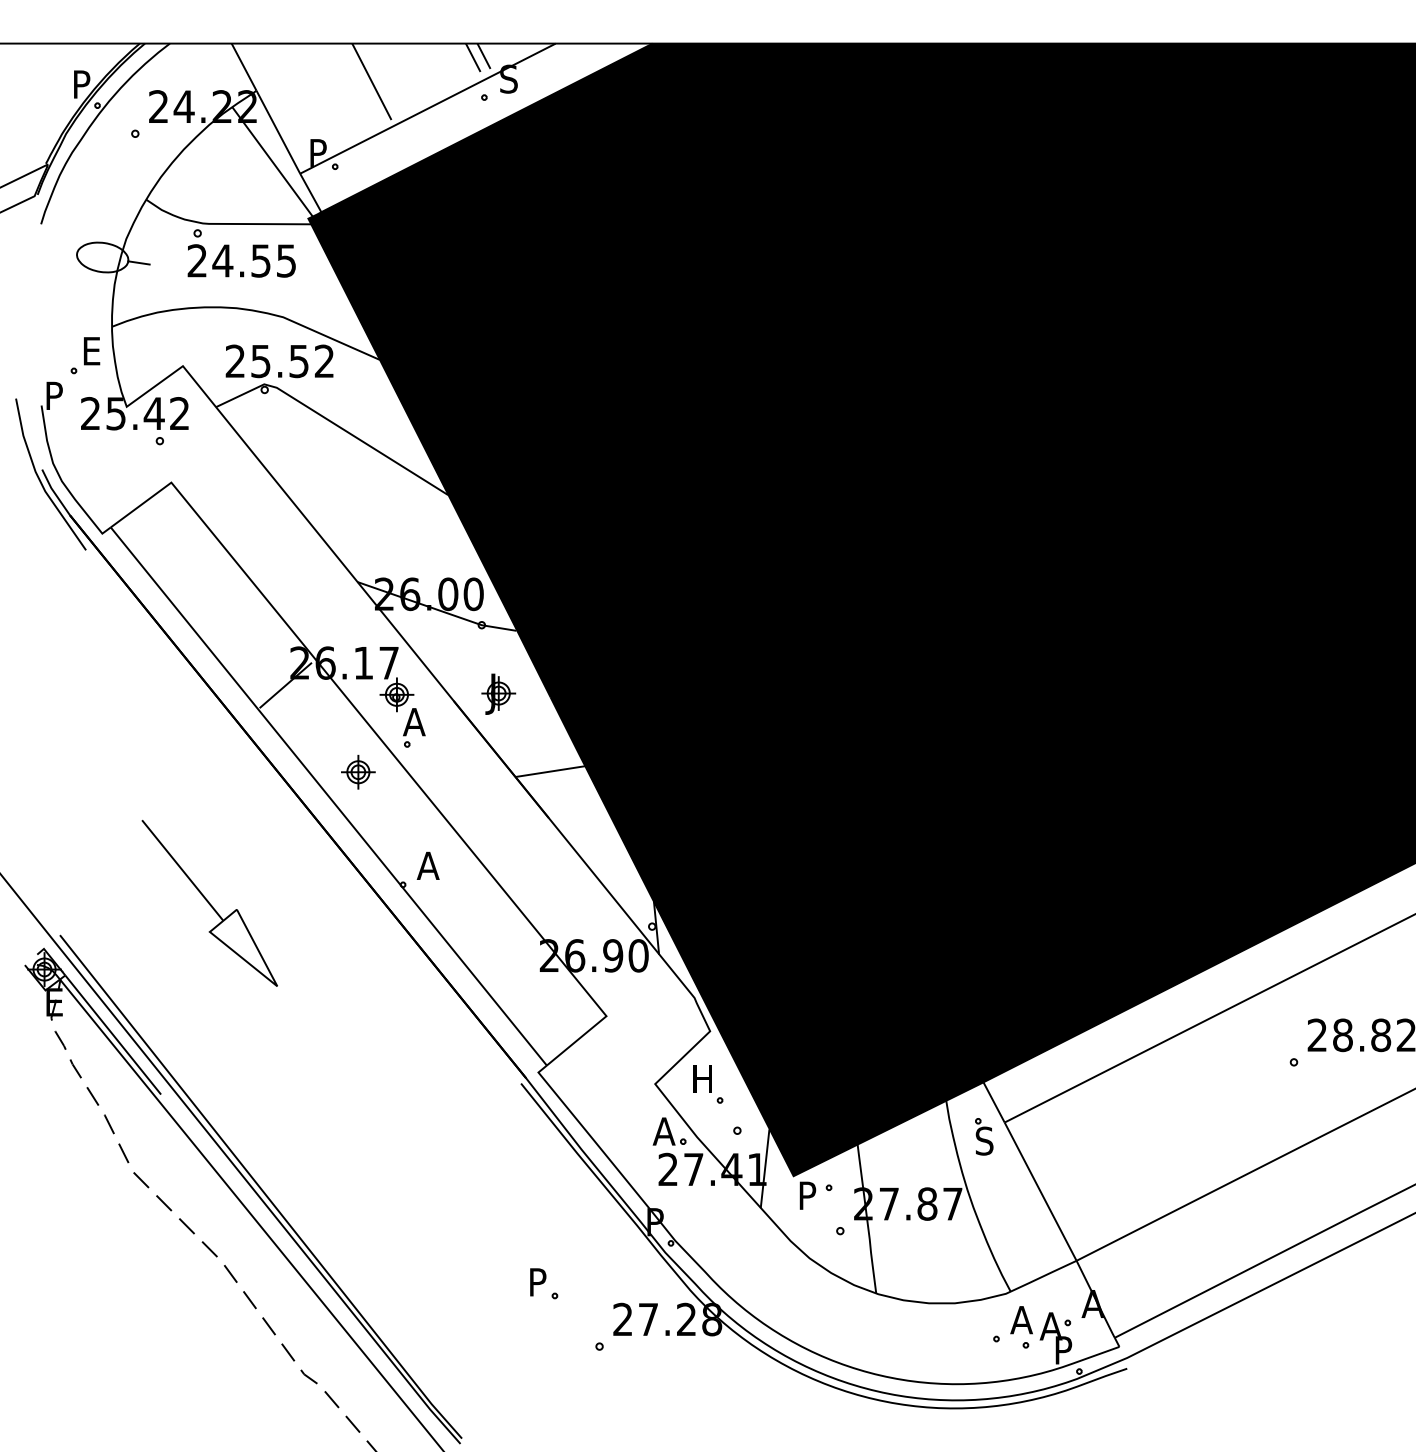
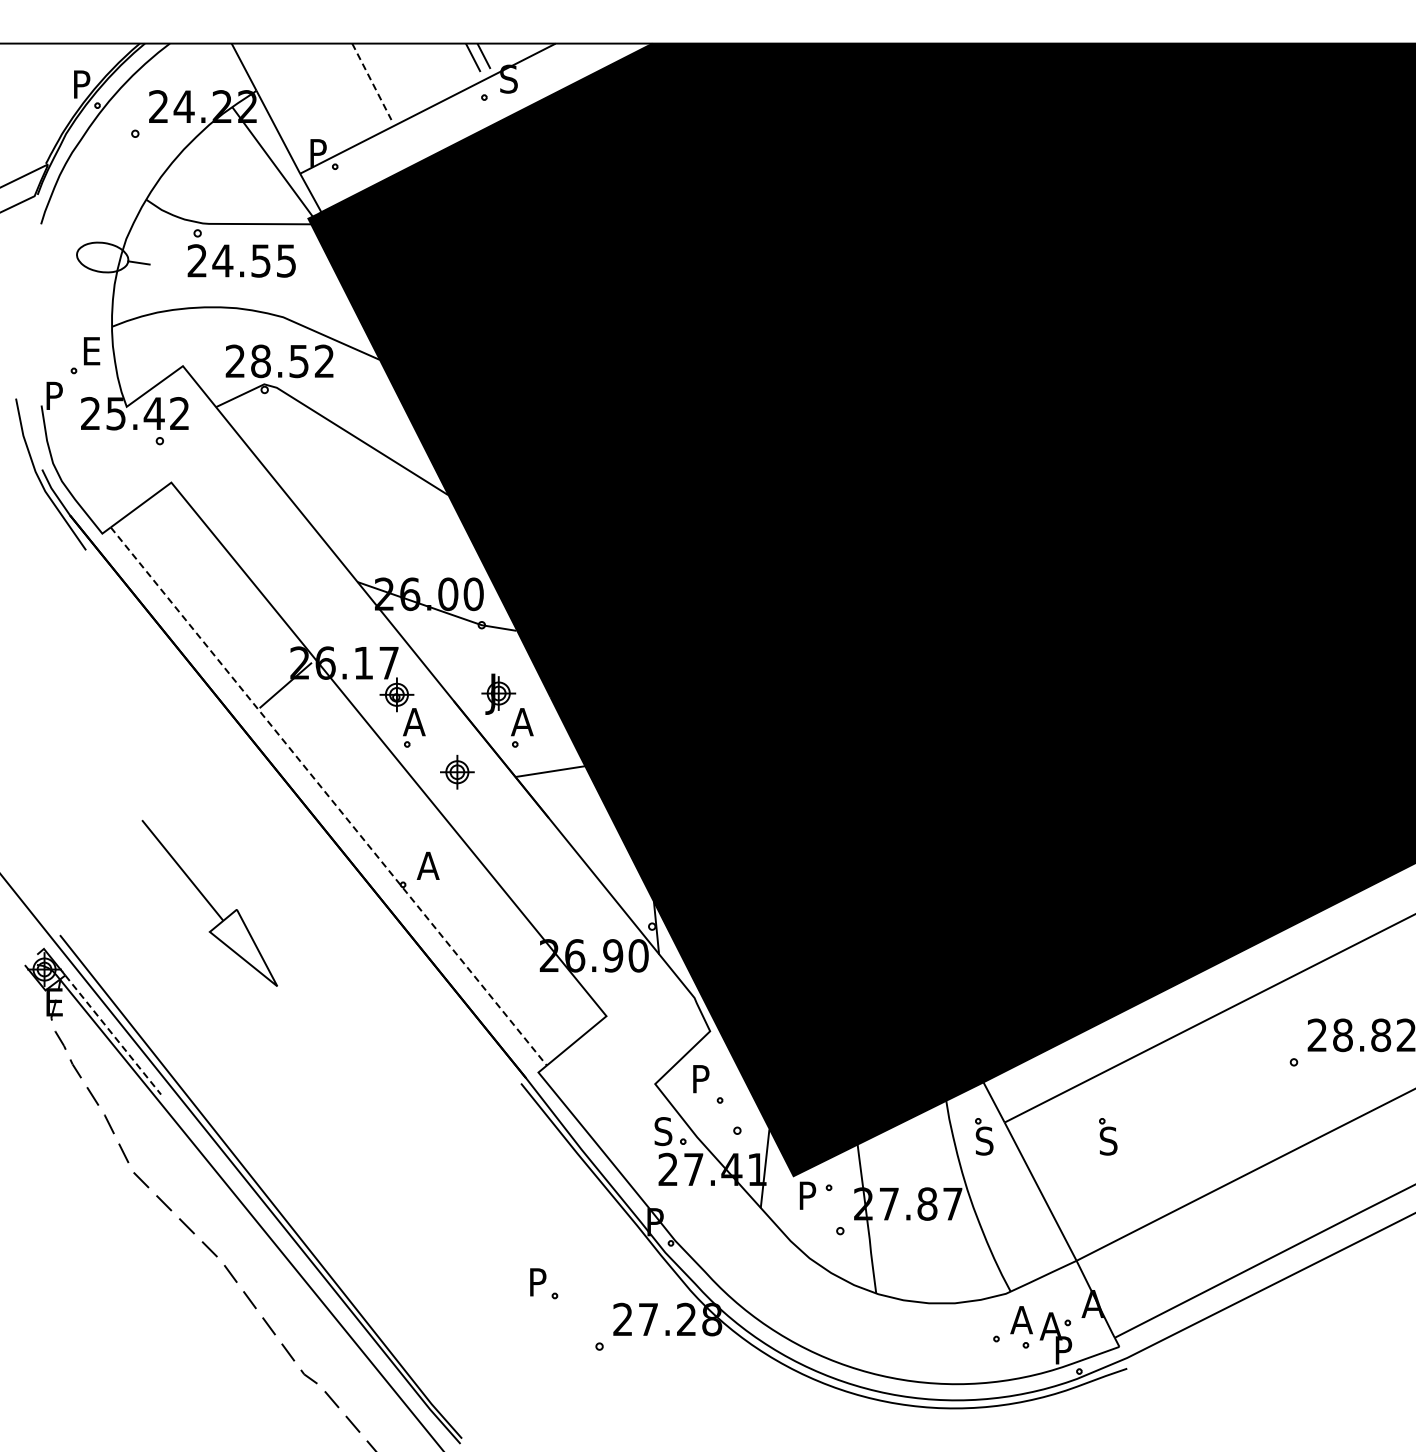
line: solid -> dashed (371, 81)
text: 25.52 -> 28.52 (260, 361)
part: none -> present (522, 727)
part position: (358, 771) -> (457, 771) (457, 771)
line: solid -> dashed (329, 796)
line: solid -> dashed (113, 1035)
text: H -> P (702, 1079)
text: A -> S (663, 1131)
part: none -> present (1108, 1136)
